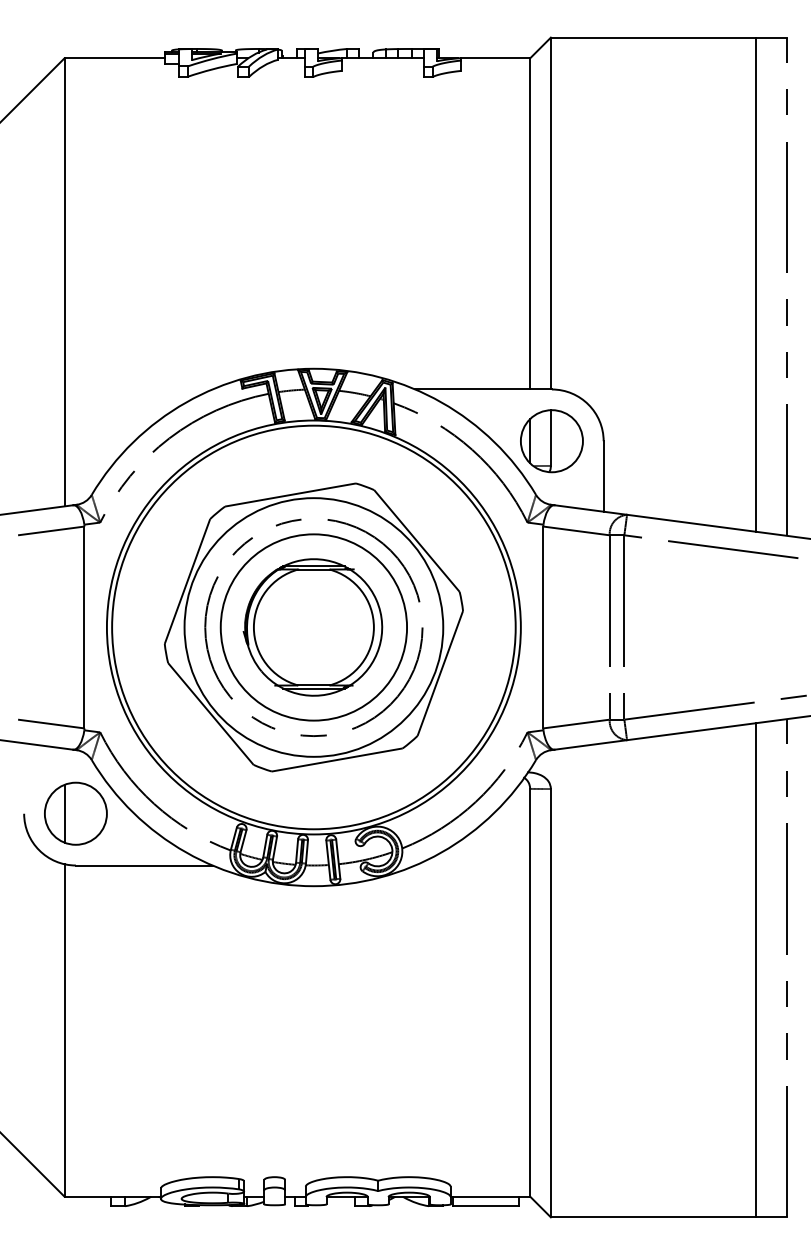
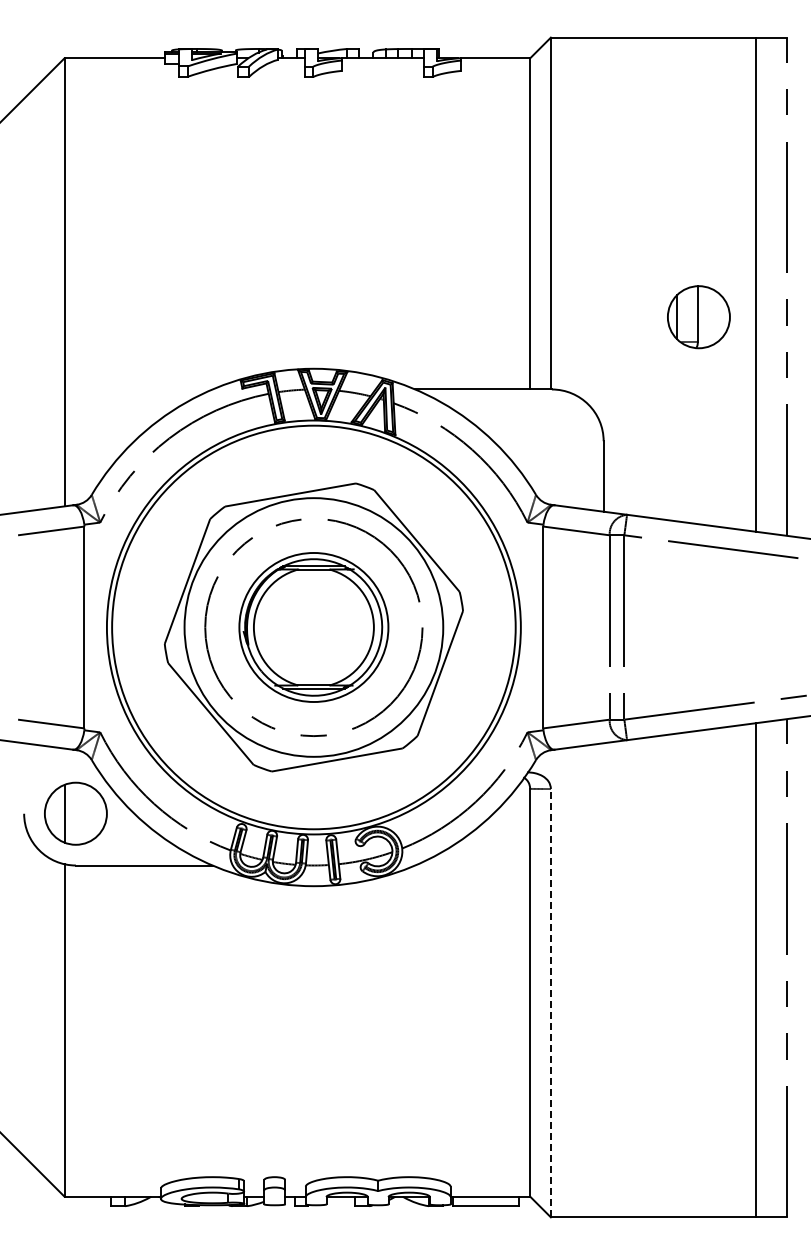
part position: (551, 441) -> (698, 317) (698, 317)
circle diameter: 186 px -> 149 px (313, 627)
line: solid -> dashed (550, 1002)
